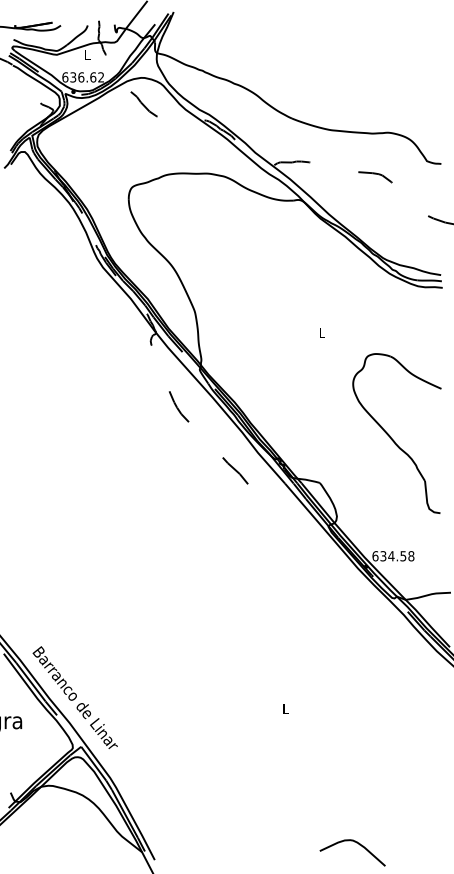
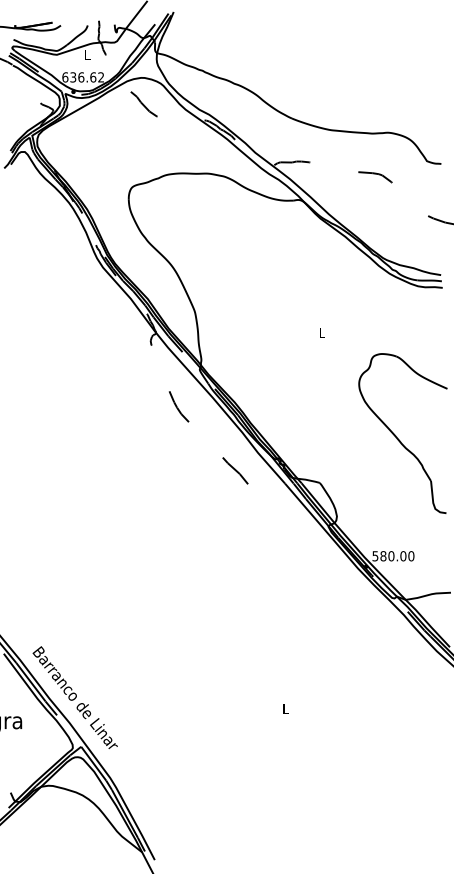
part position: (390, 435) -> (396, 435) (396, 435)
text: 634.58 -> 580.00 (393, 556)
curve: present -> none (356, 843)
